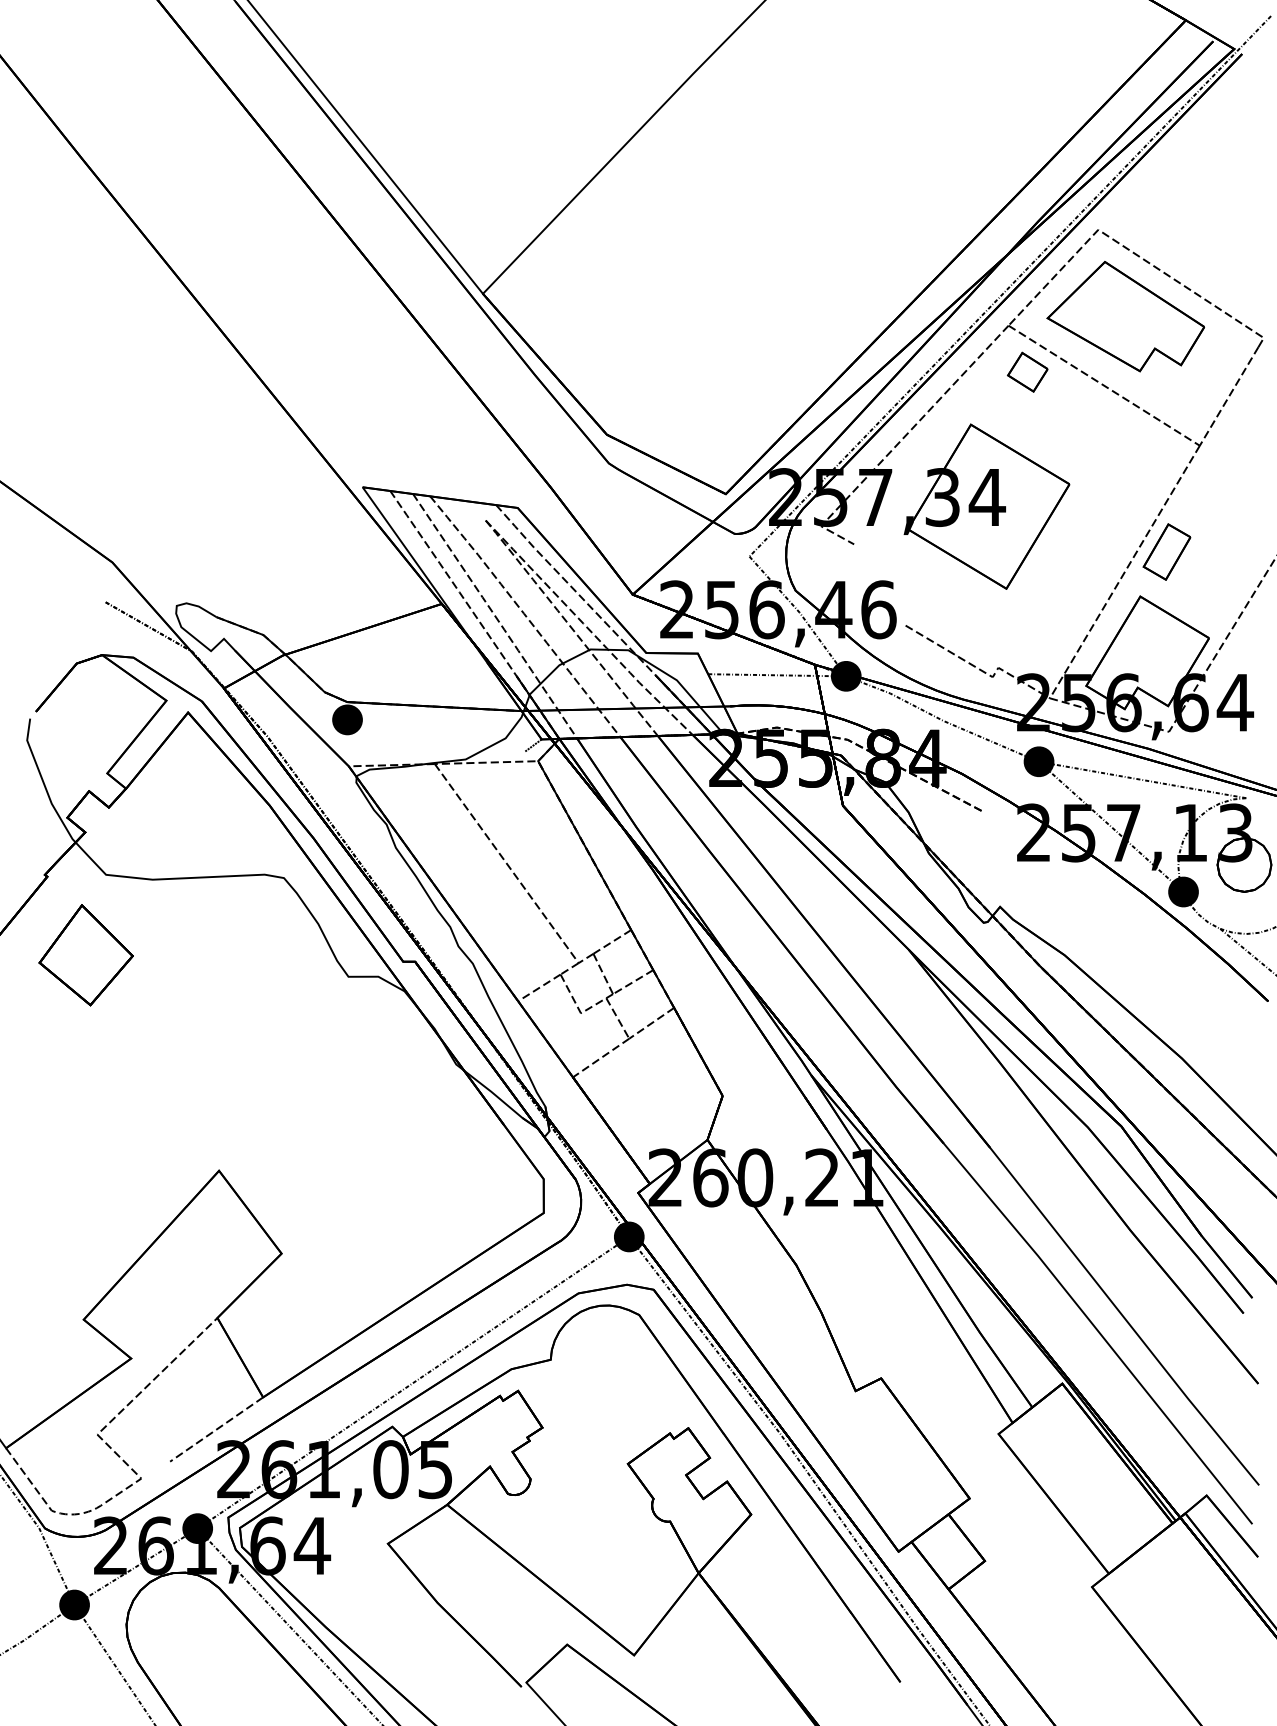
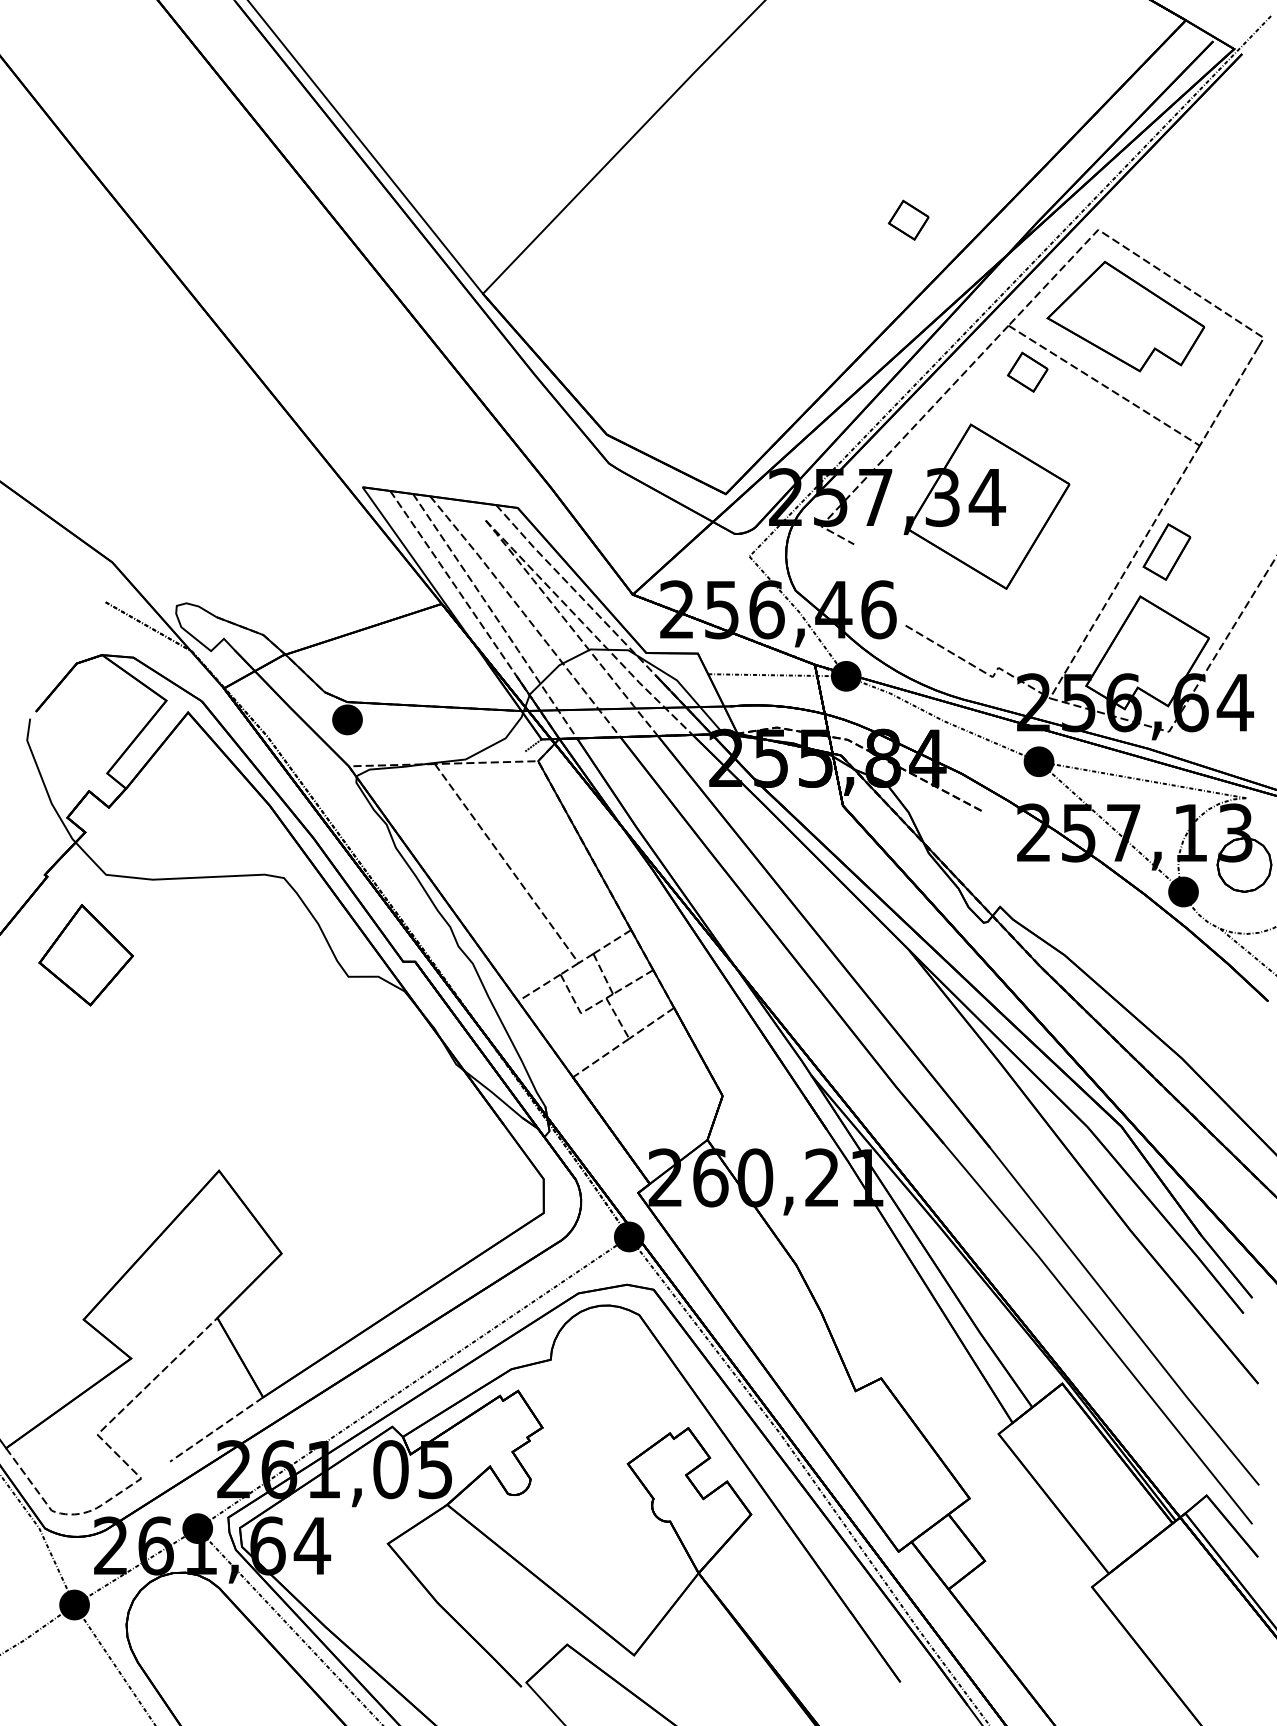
part: none -> present (908, 219)
